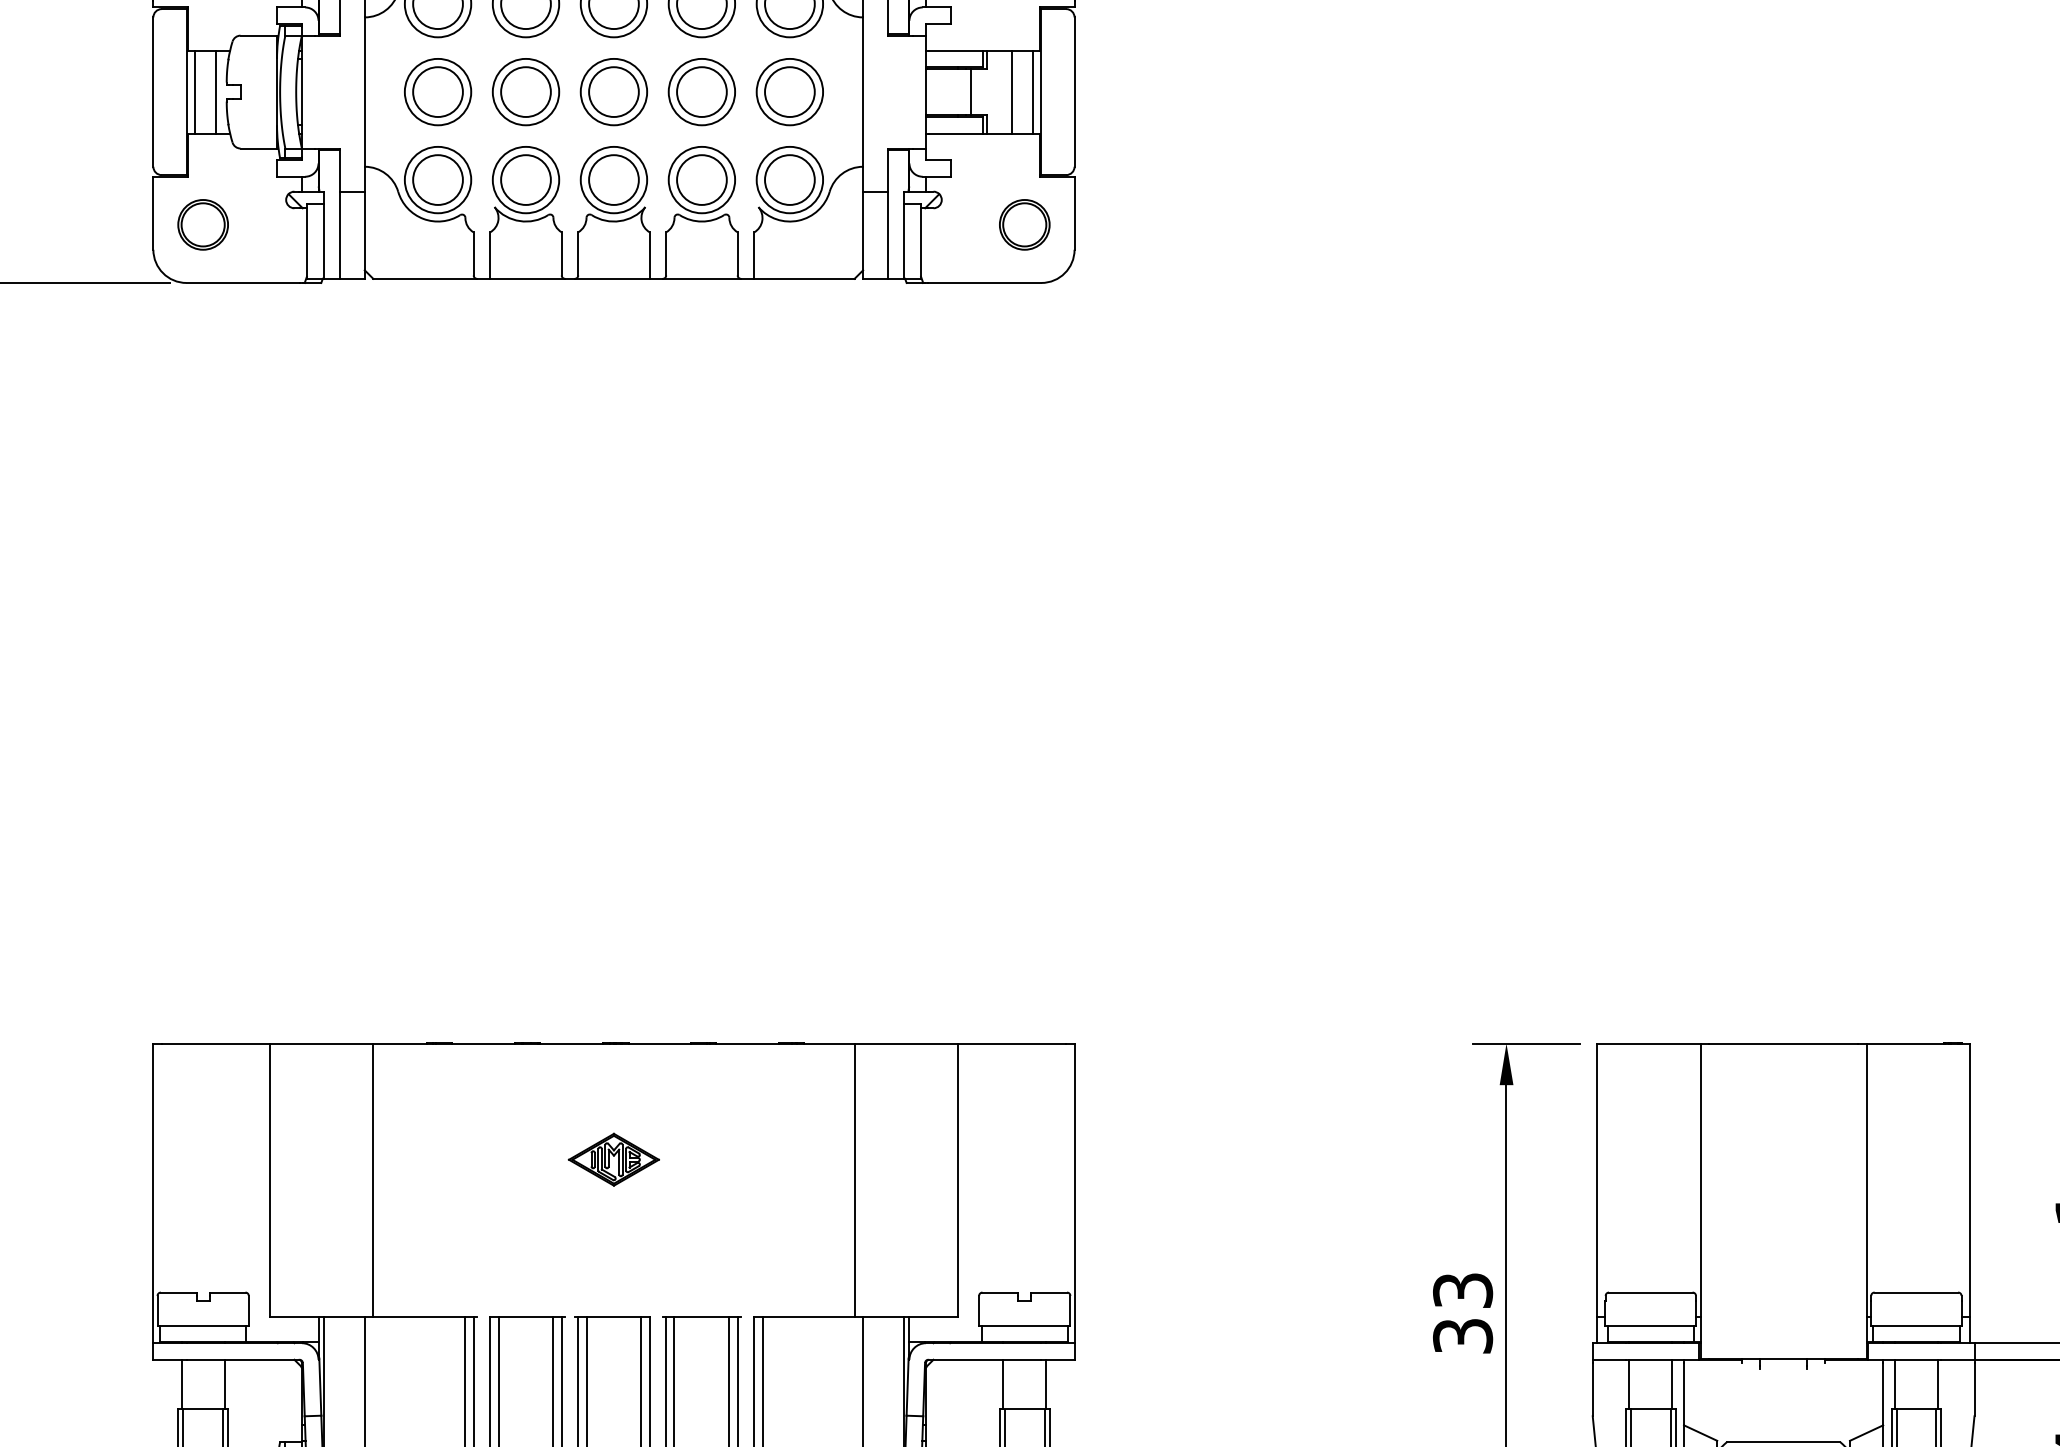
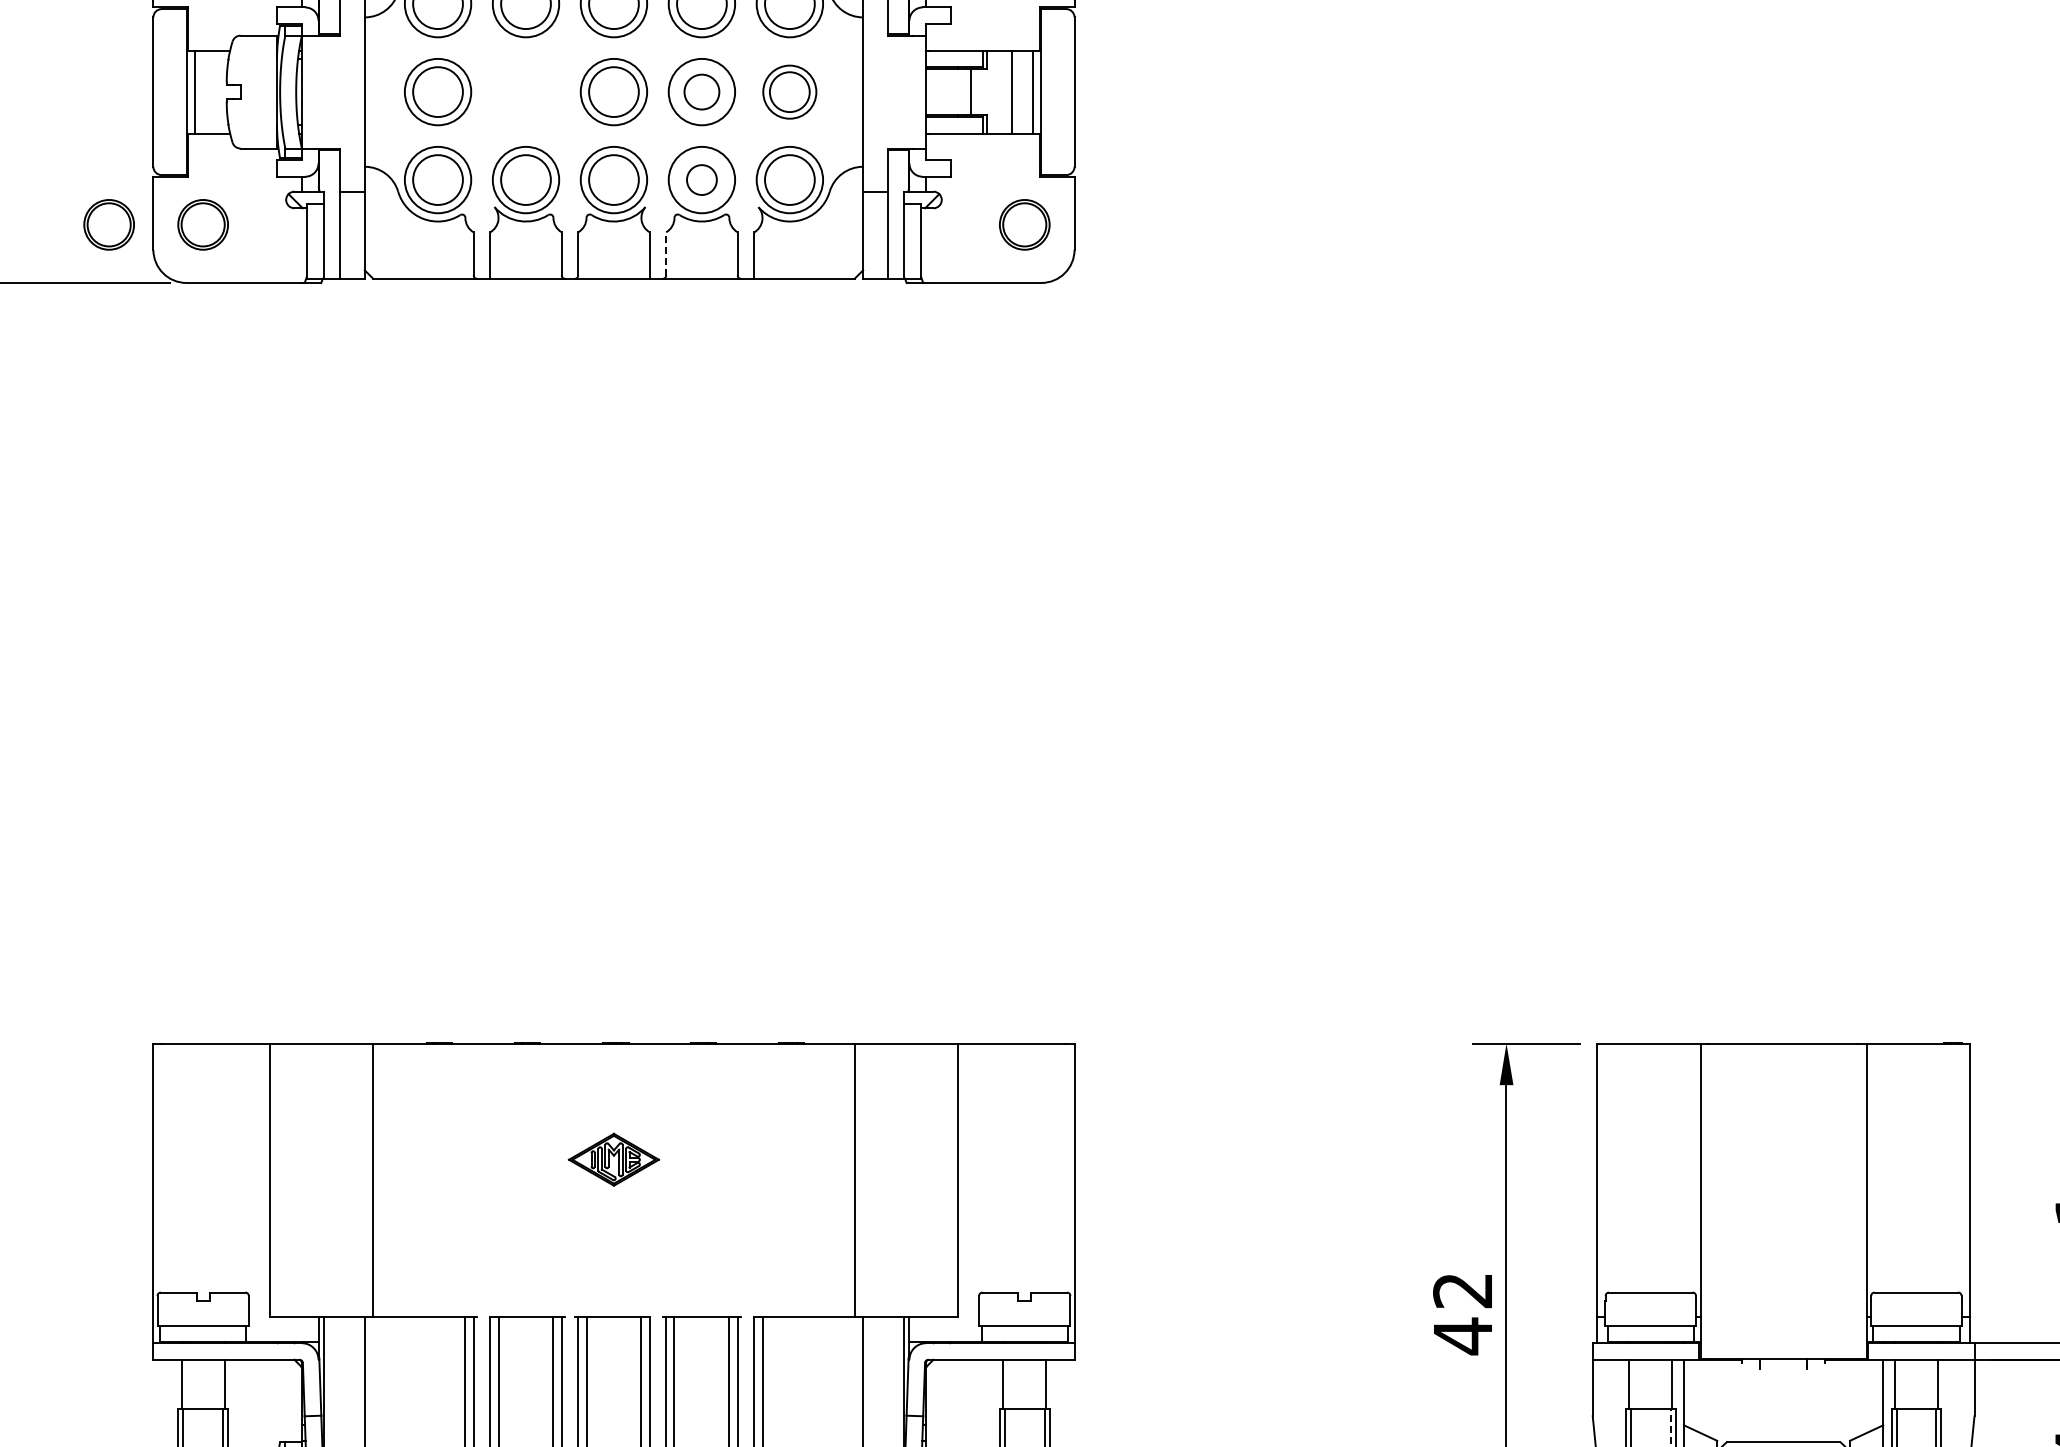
line: present -> none (215, 91)
part: present -> none (525, 92)
circle diameter: 50 px -> 35 px (701, 91)
part size: 69x69 px -> 56x56 px (789, 91)
circle diameter: 50 px -> 30 px (701, 180)
part: none -> present (108, 224)
line: solid -> dashed (666, 253)
text: 33 -> 42 (1463, 1314)
line: solid -> dashed (1670, 1427)
